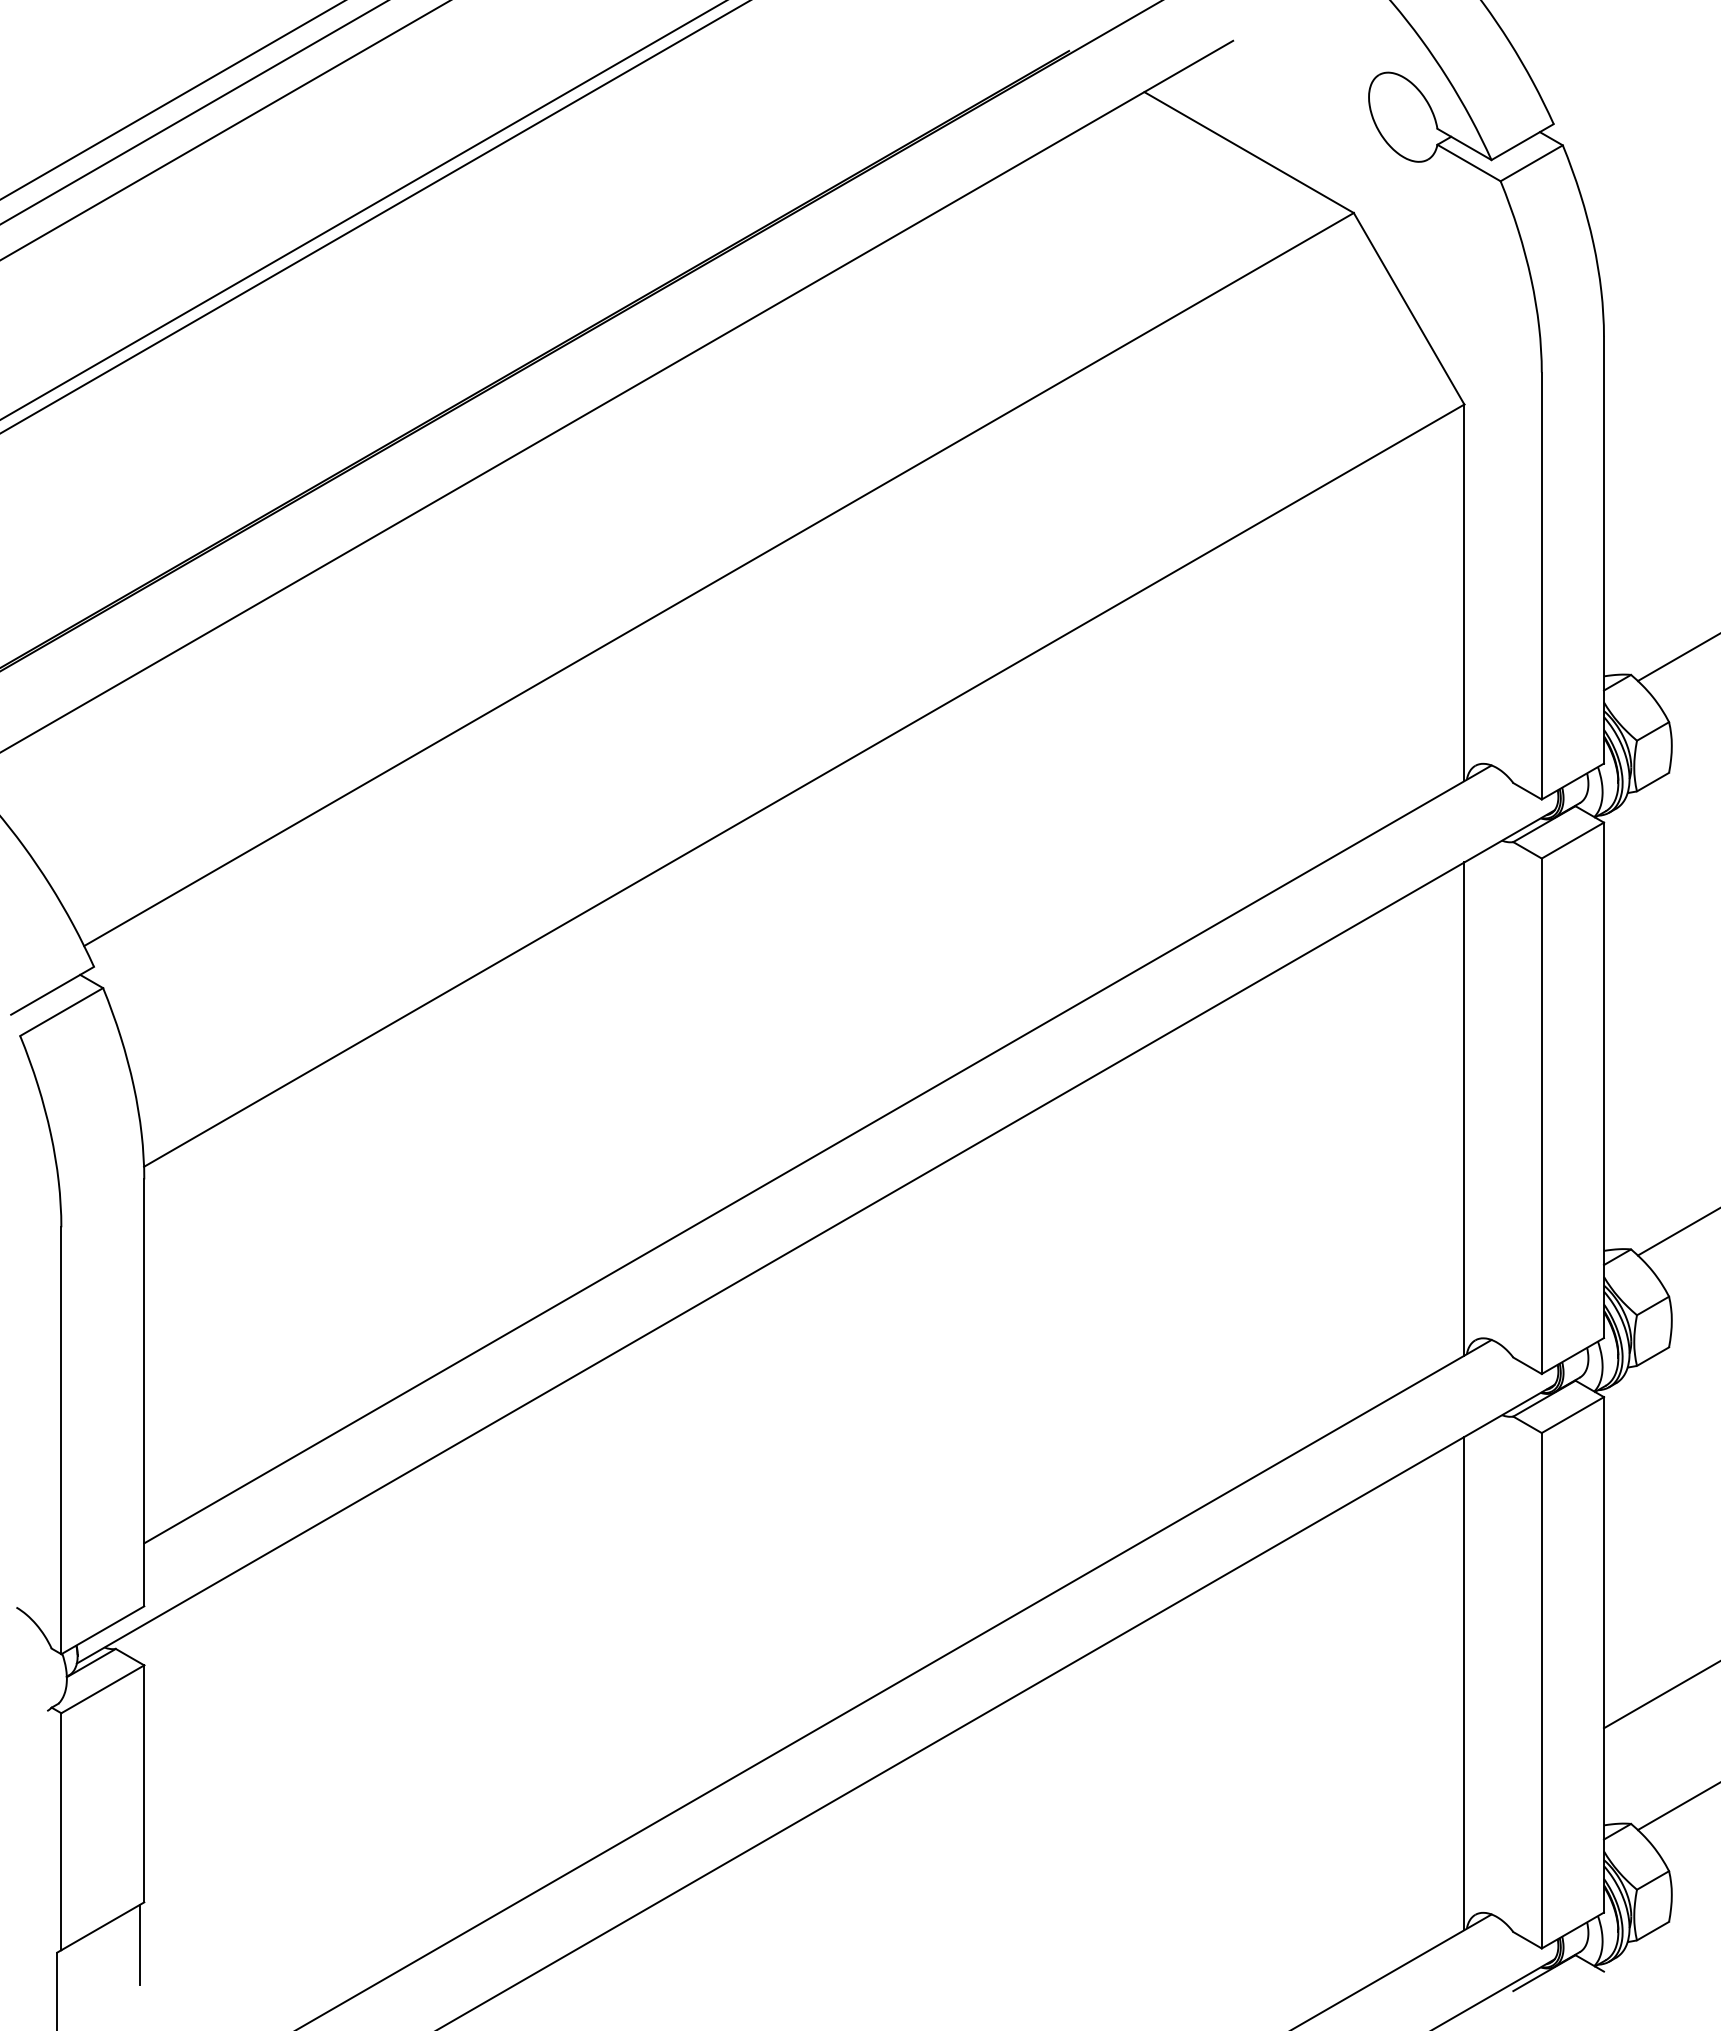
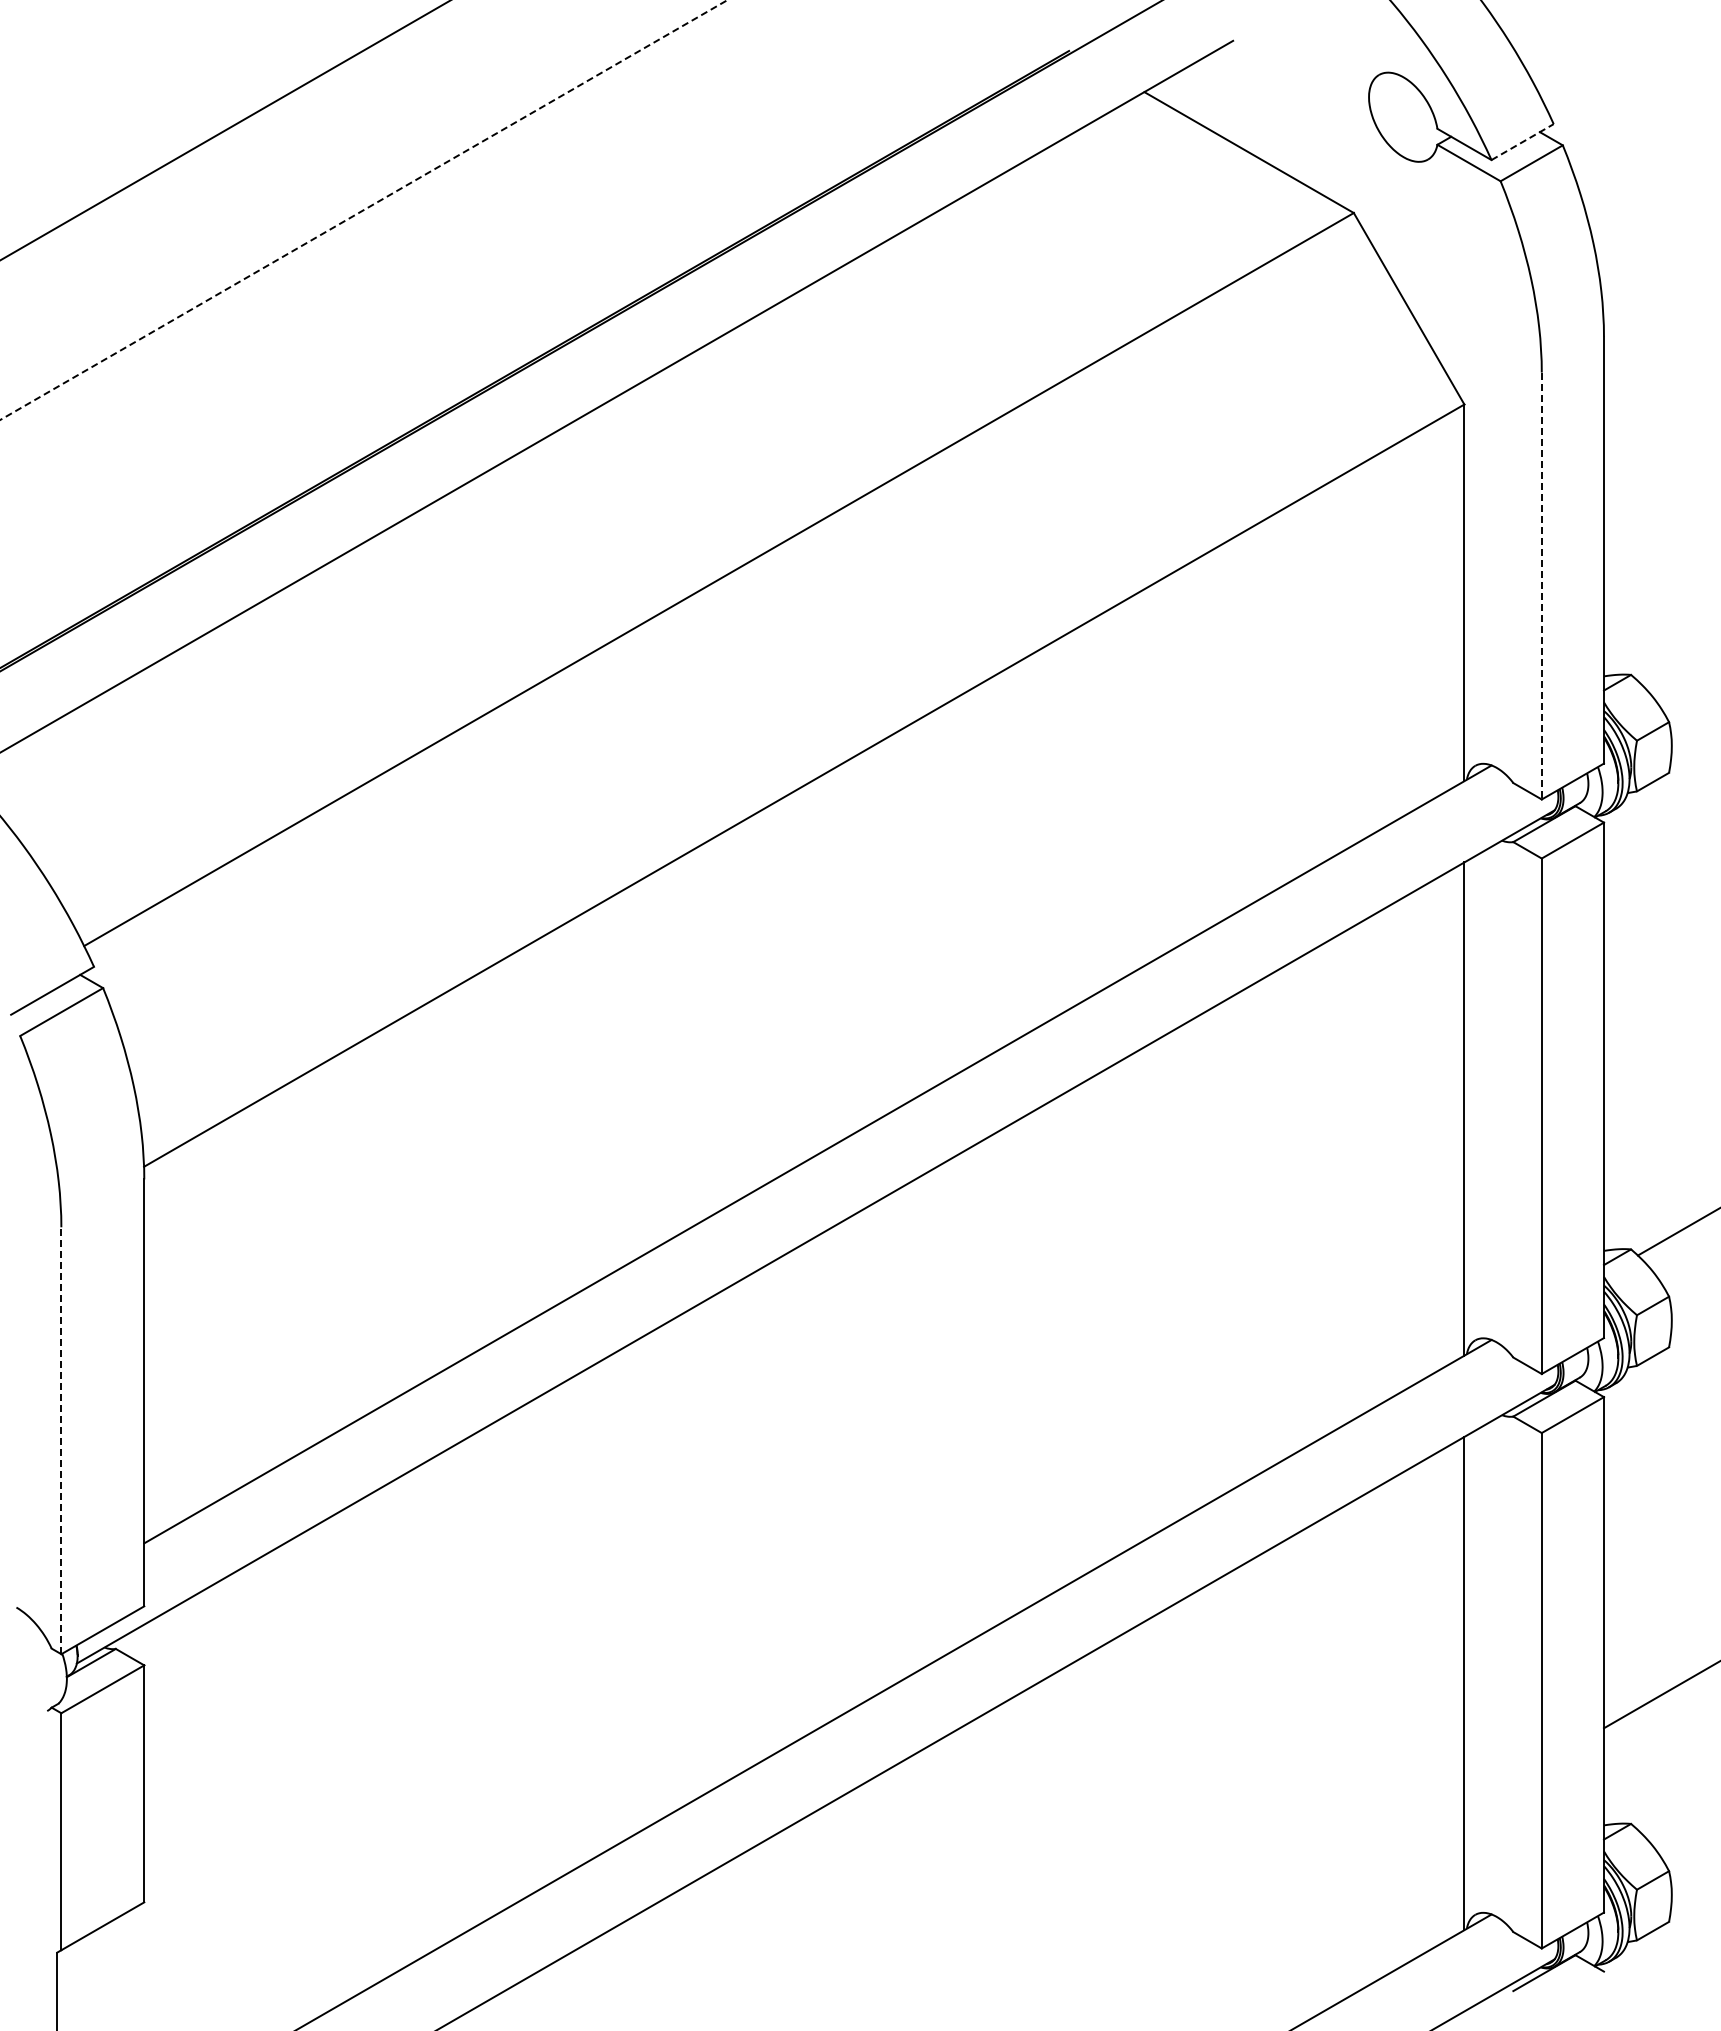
line: present -> none (172, 100)
line: present -> none (193, 112)
line: solid -> dashed (1522, 142)
line: solid -> dashed (363, 210)
line: present -> none (374, 217)
line: solid -> dashed (1541, 586)
line: present -> none (1677, 658)
line: solid -> dashed (61, 1440)
line: present -> none (1677, 1807)
line: present -> none (140, 1944)
